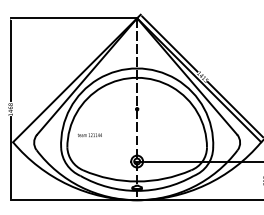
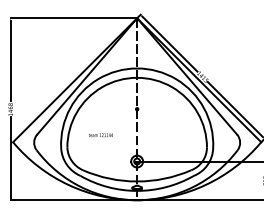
text position: (89, 135) -> (100, 135) (100, 135)
